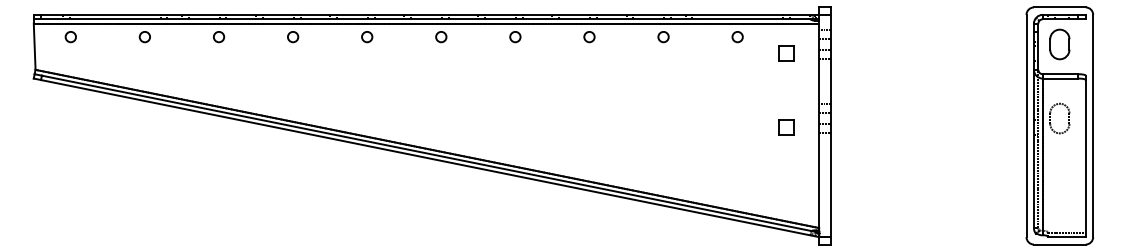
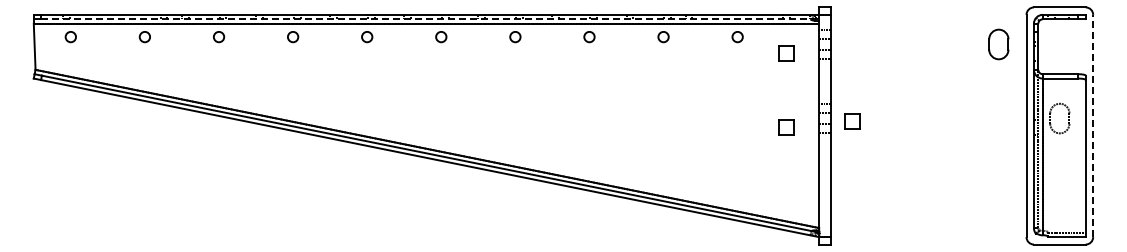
line: solid -> dashed (430, 19)
part position: (1059, 44) -> (998, 44) (998, 44)
part: none -> present (852, 121)
line: solid -> dashed (1093, 125)
